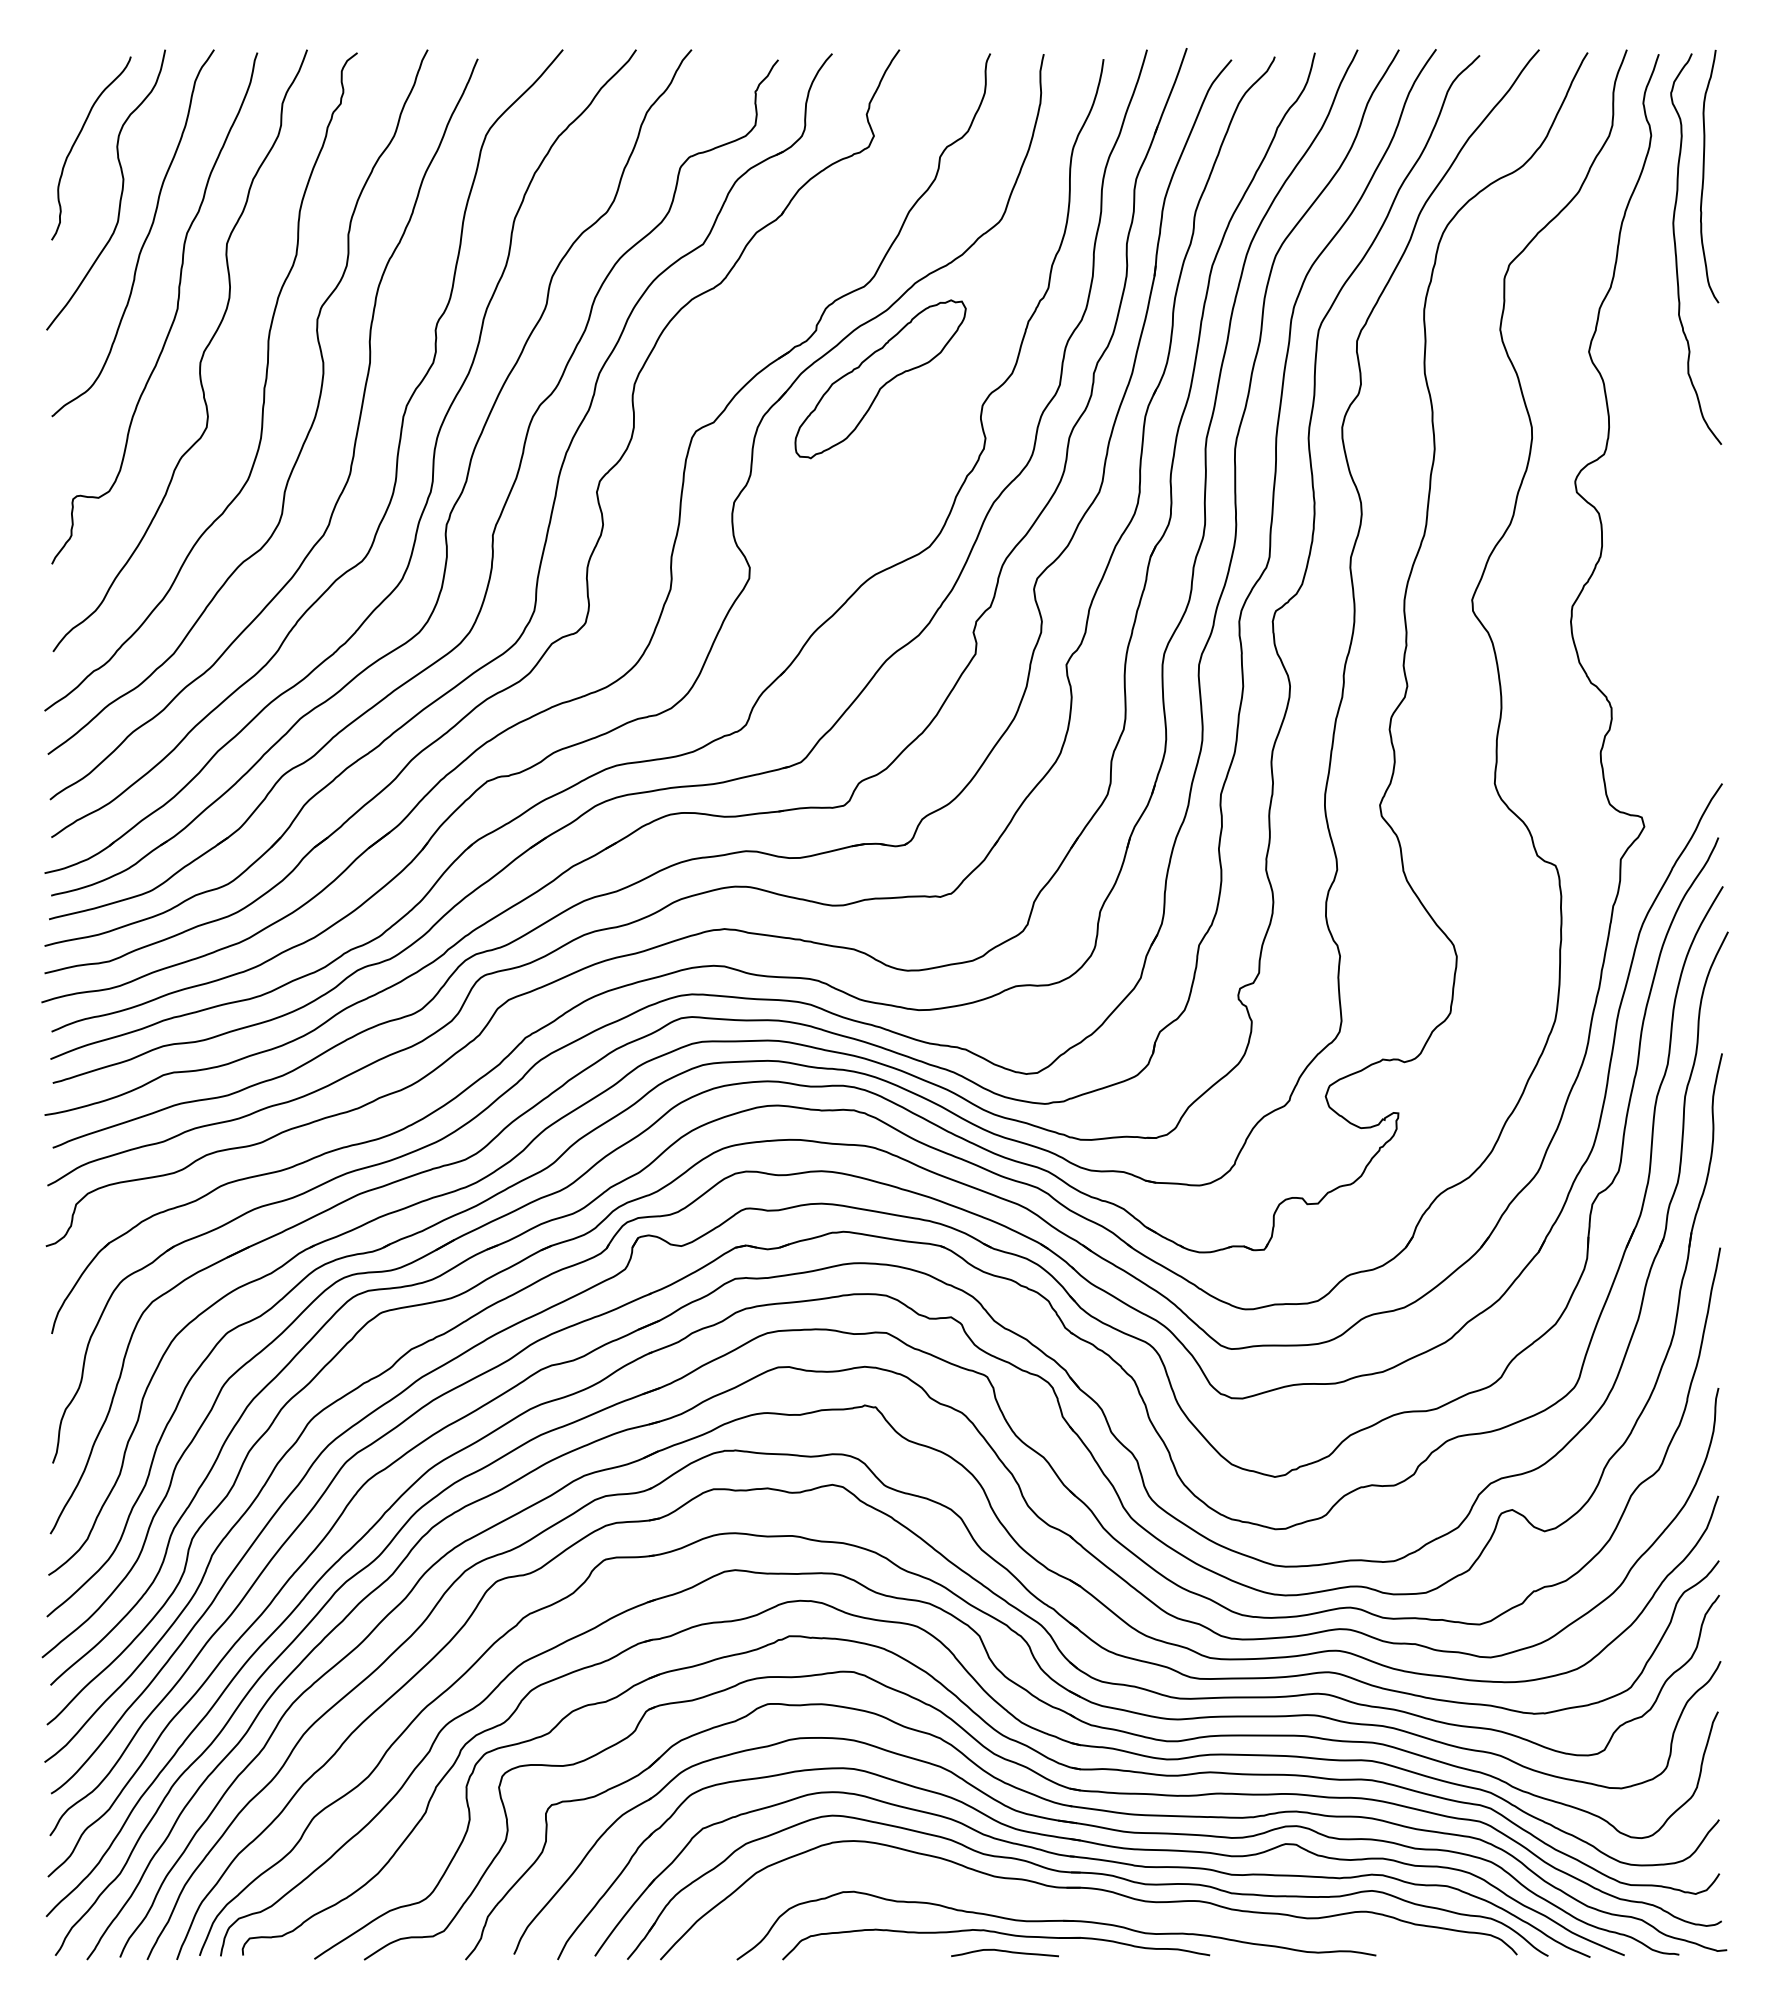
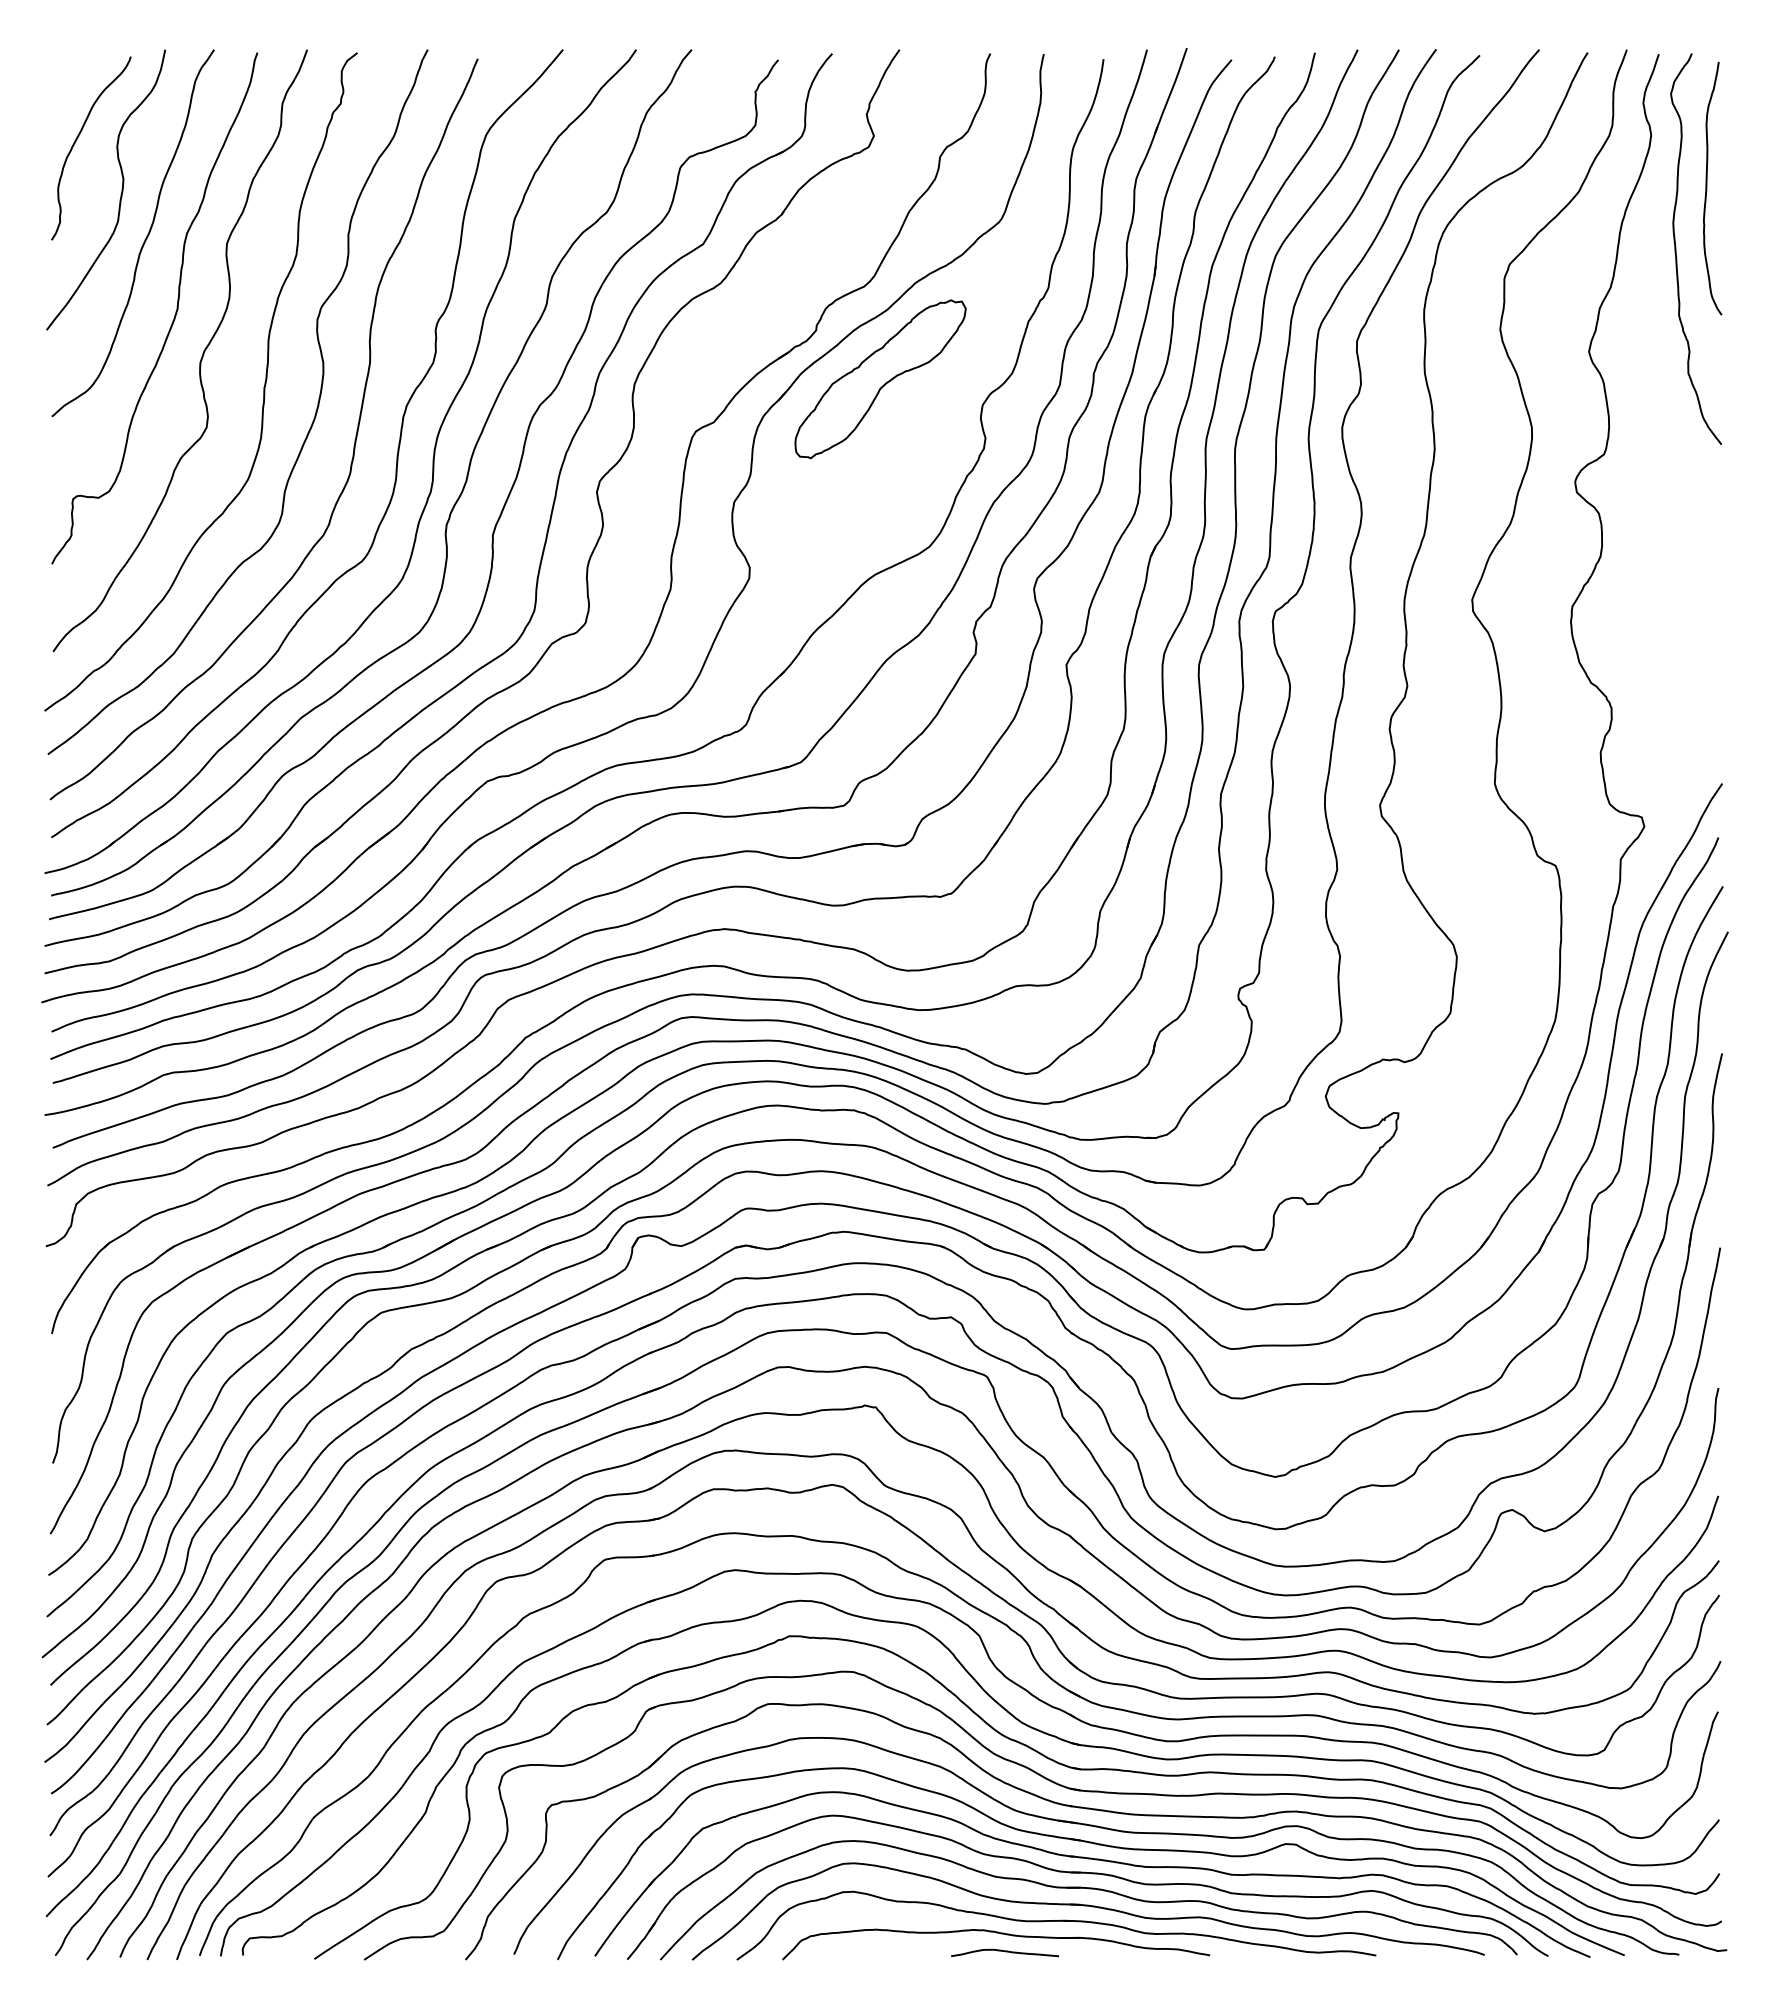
curve position: (1704, 176) -> (1707, 188) (1707, 188)
part: none -> present (1087, 1911)
